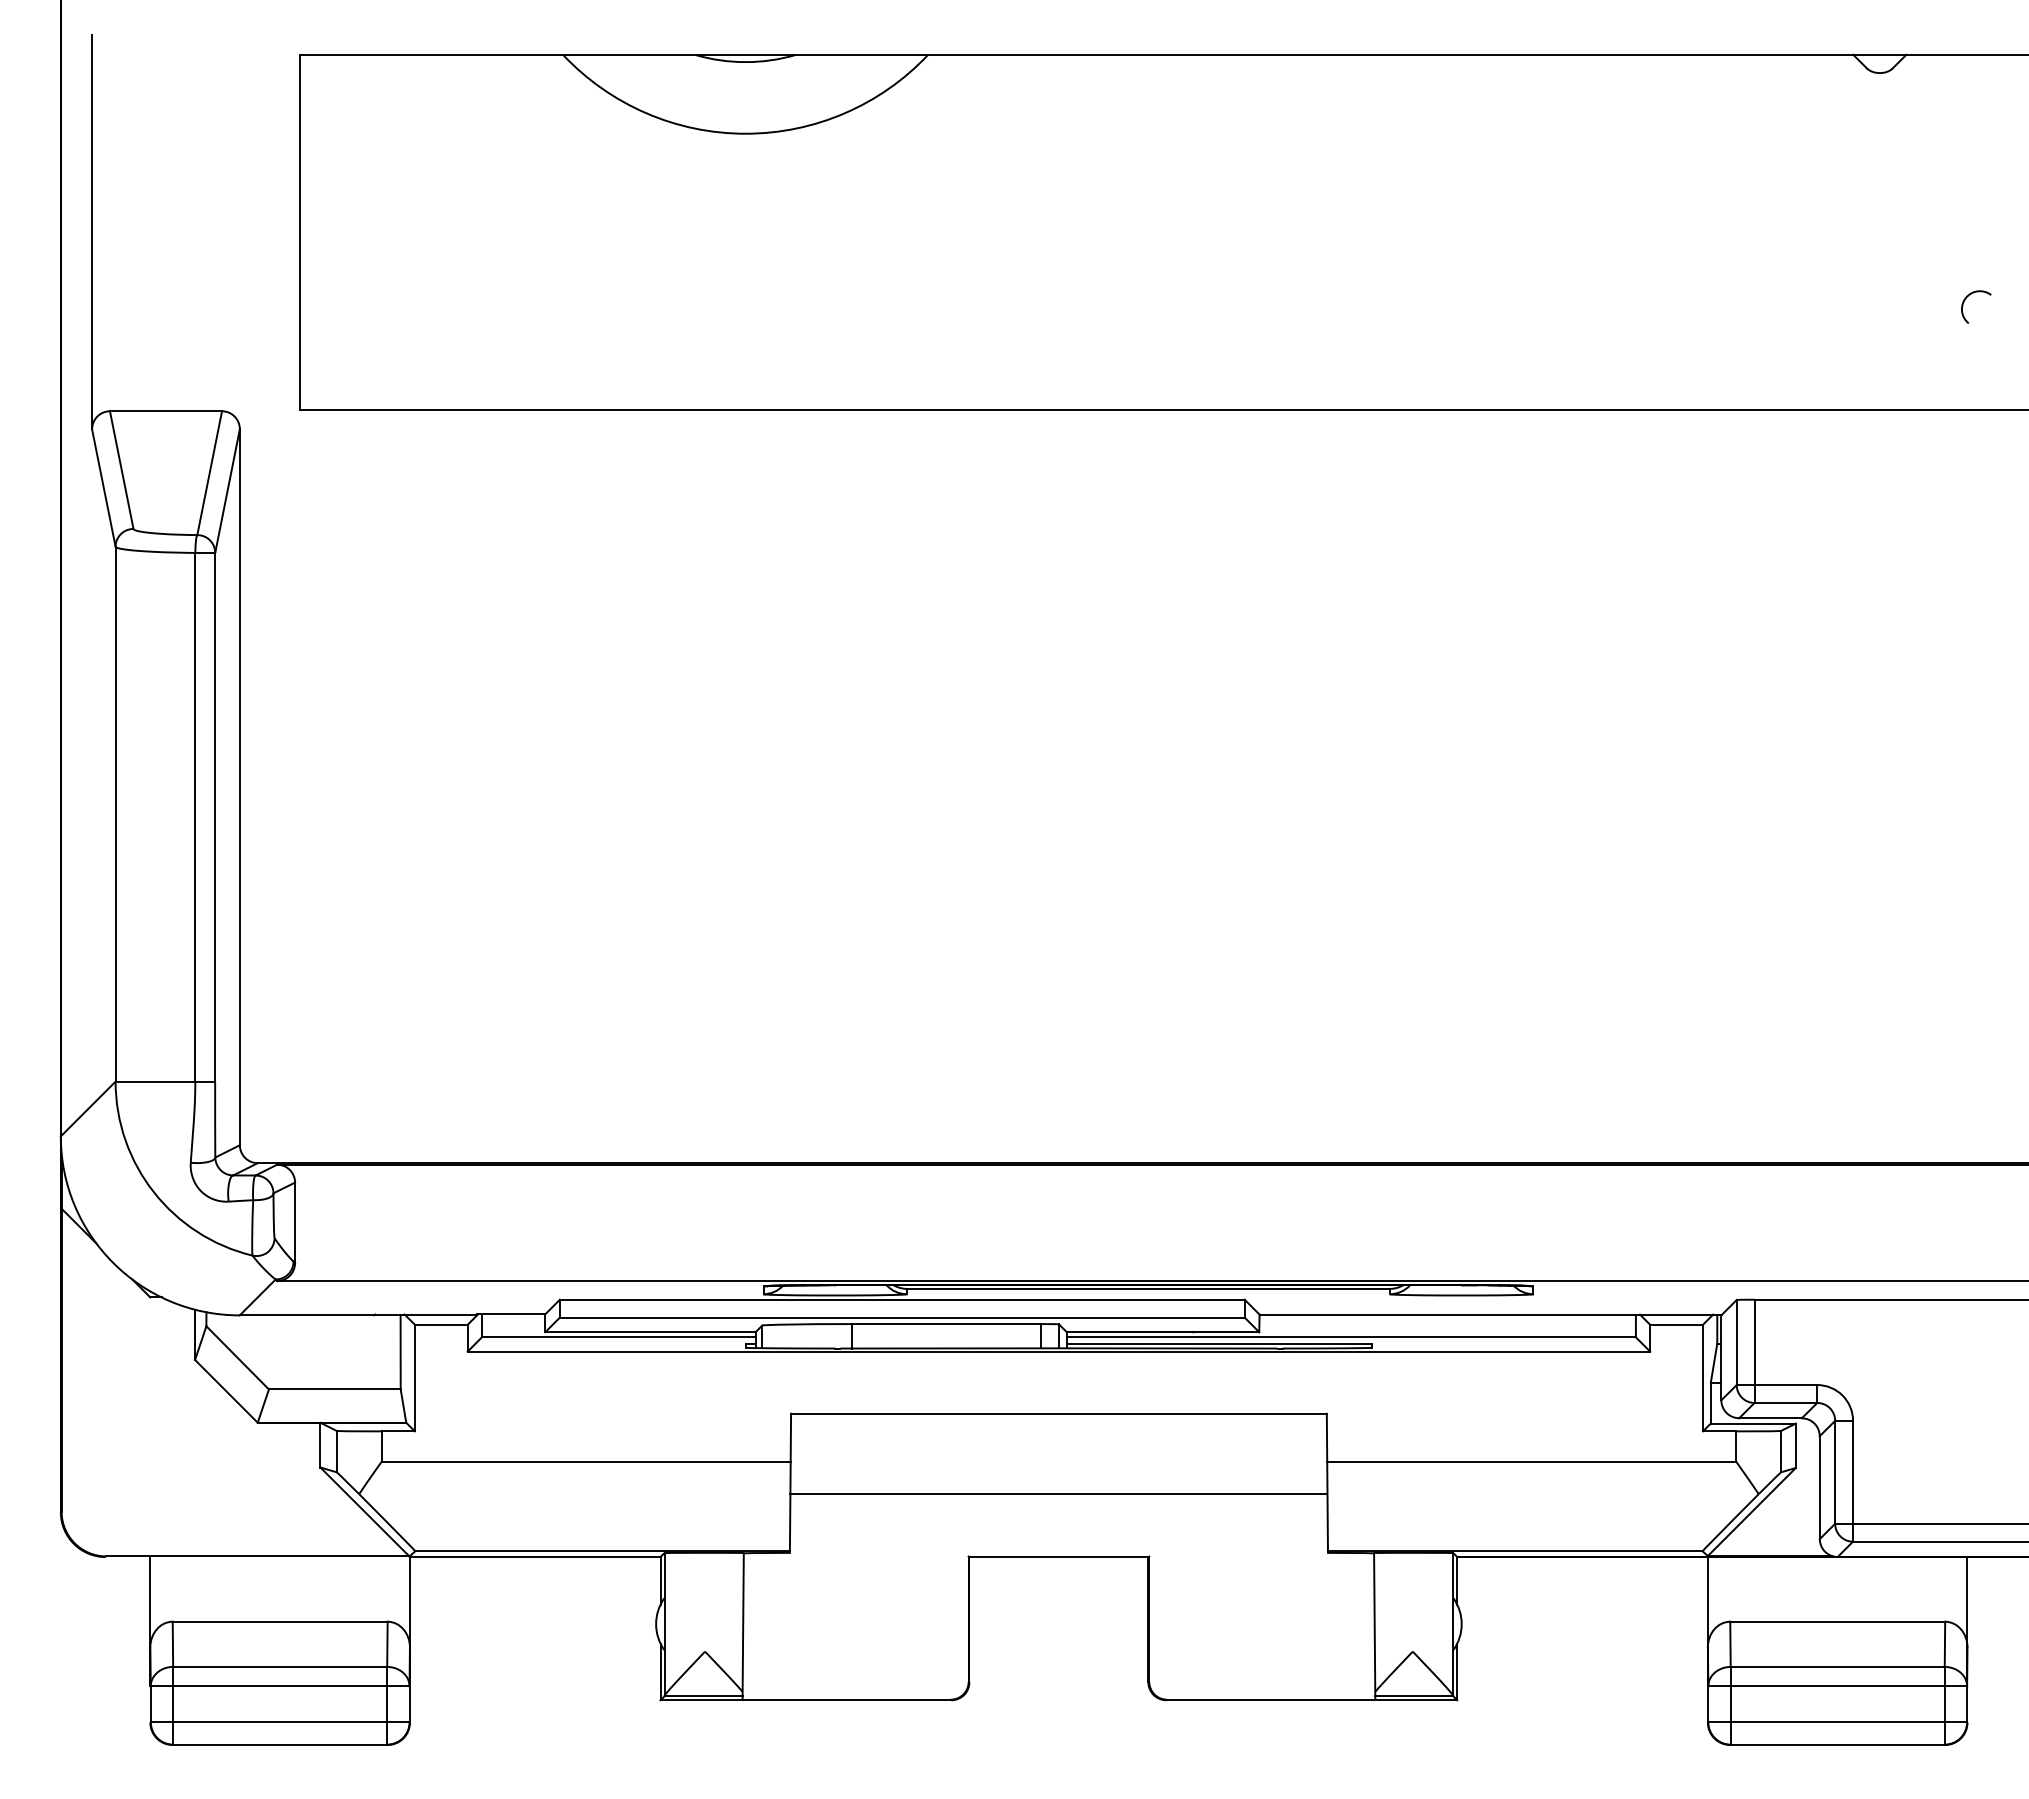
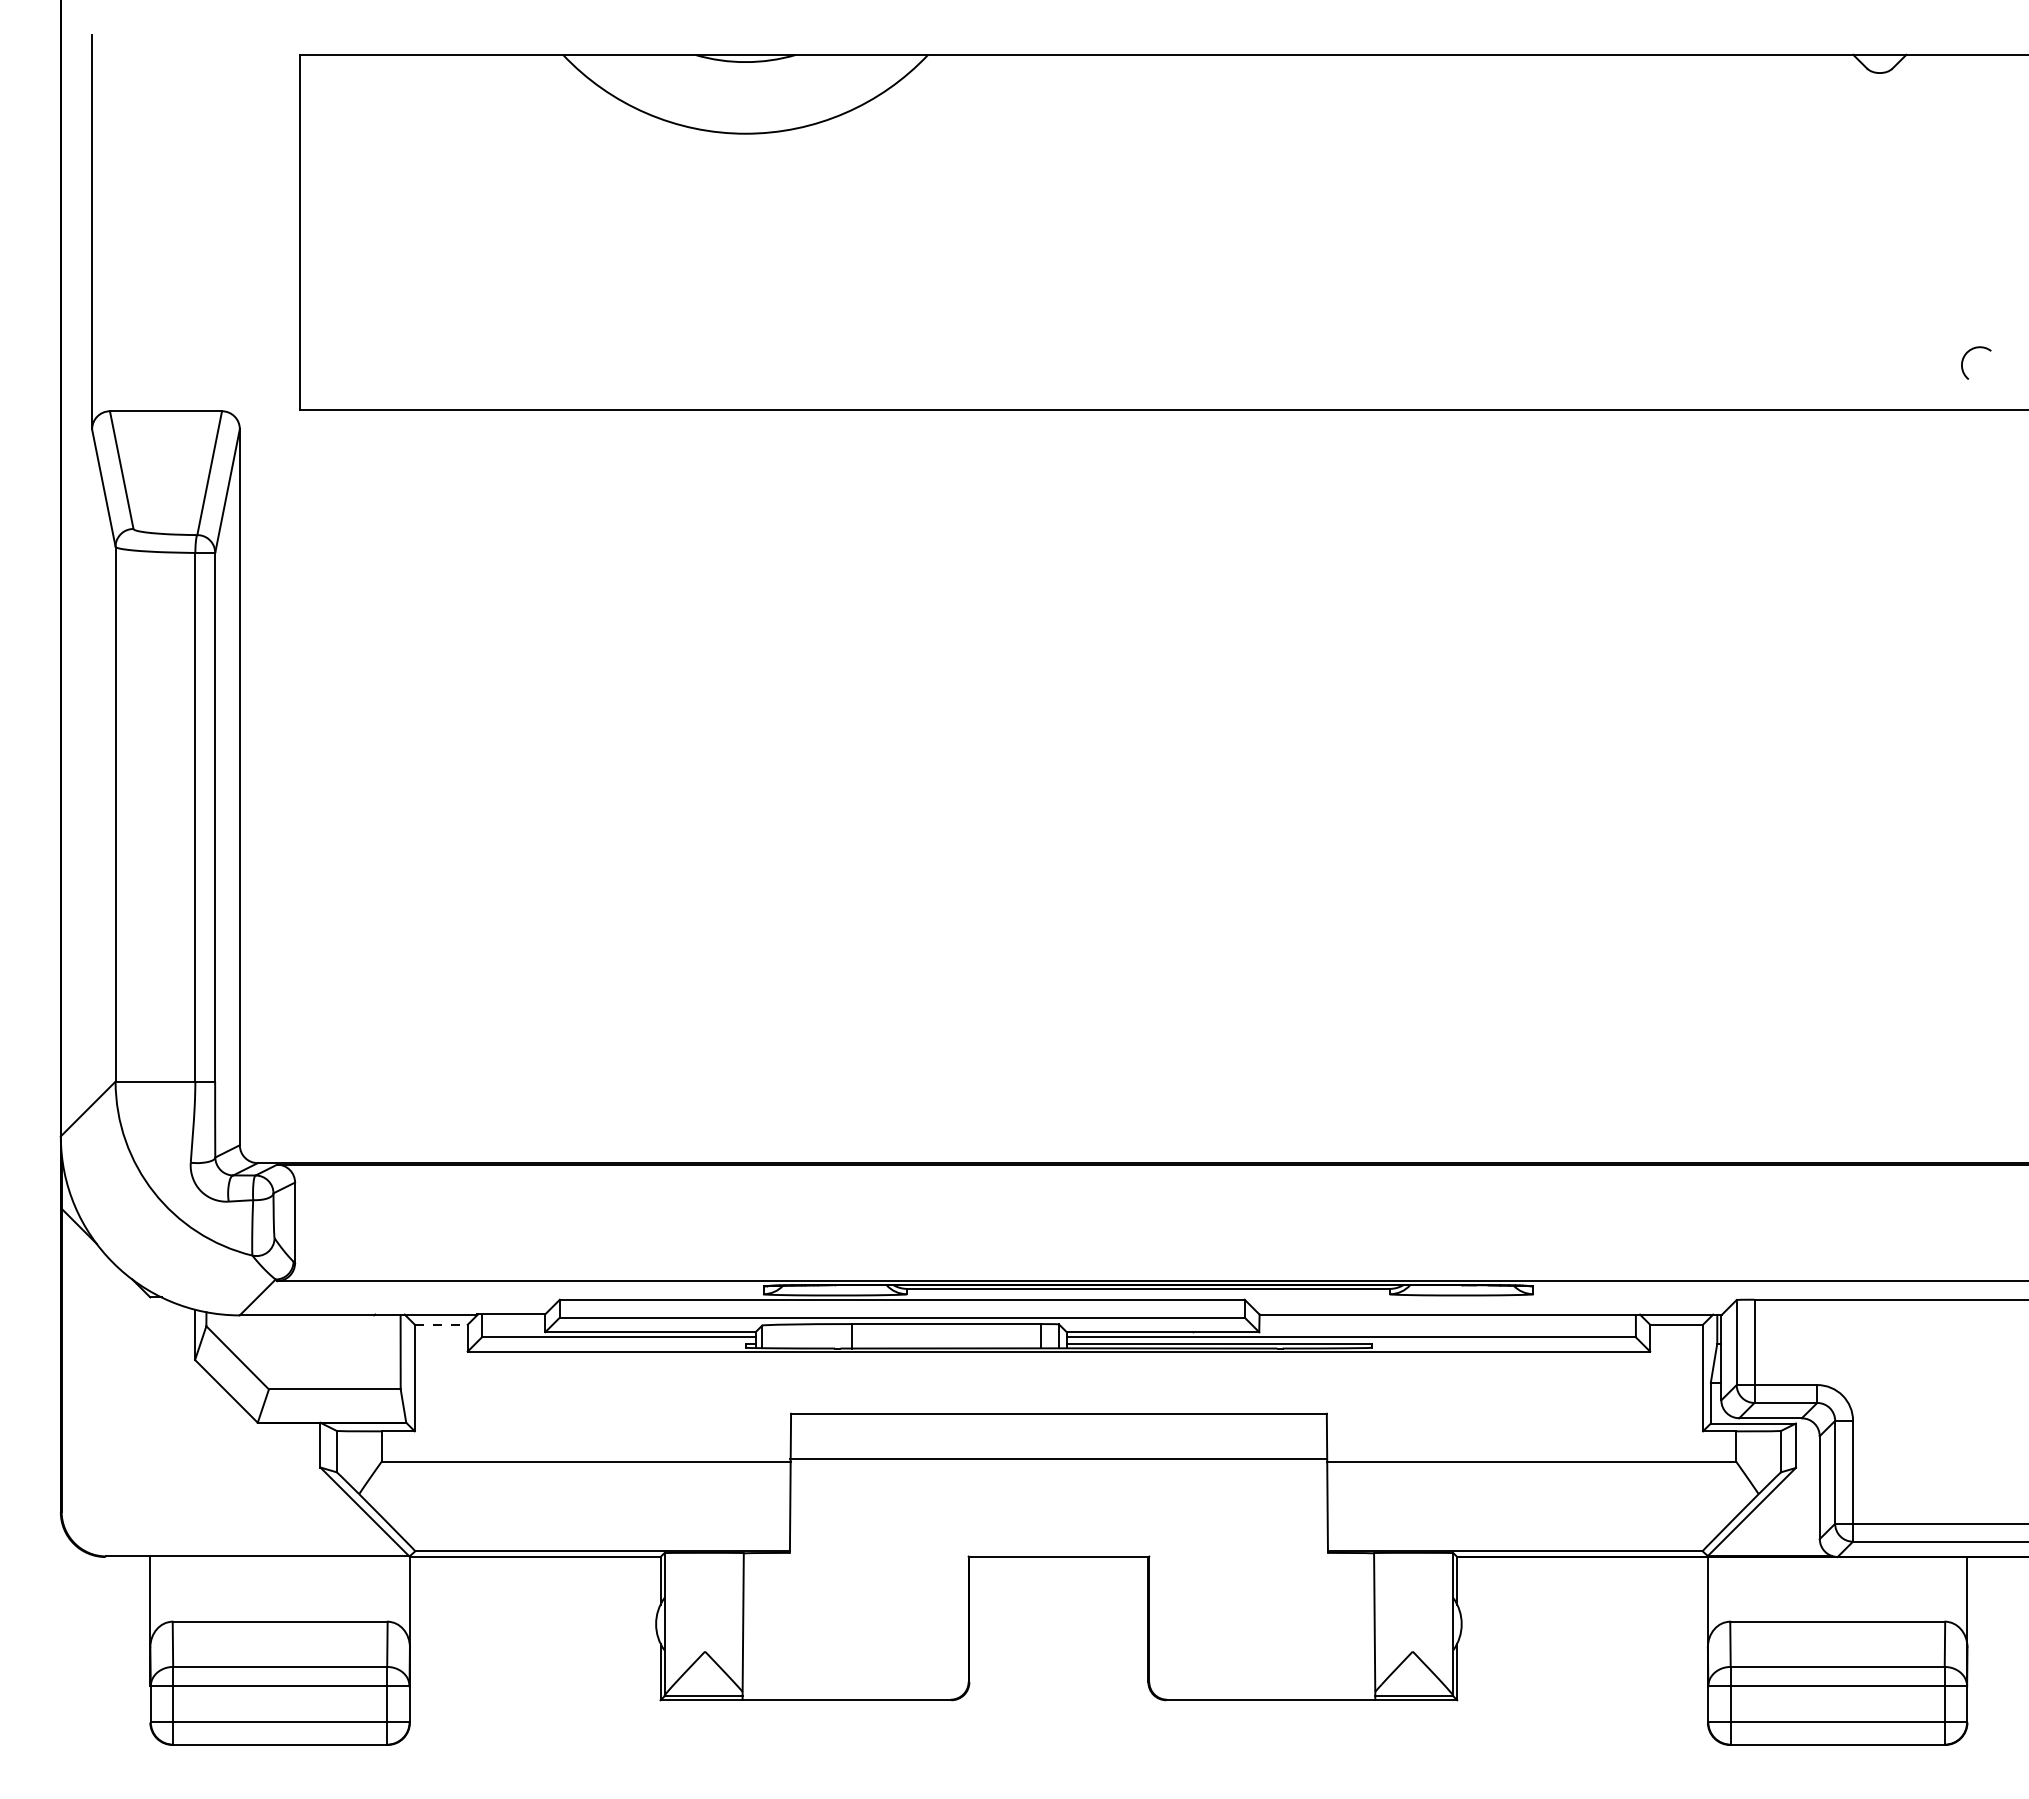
arc position: (1965, 300) -> (1965, 356) (1965, 356)
line: solid -> dashed (441, 1324)
line position: (1058, 1494) -> (1058, 1459) (1058, 1459)
